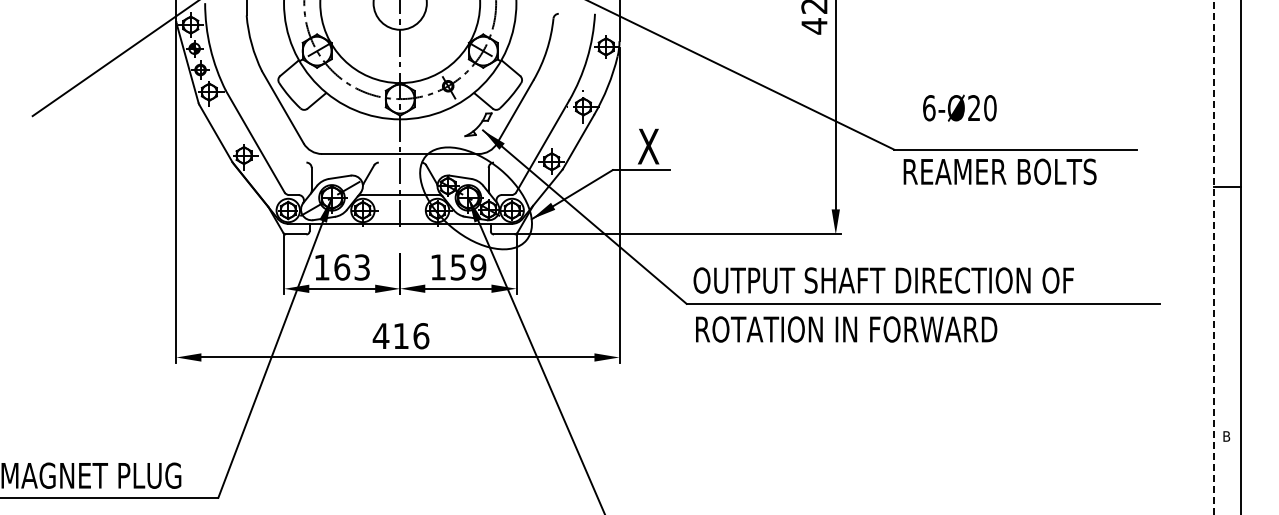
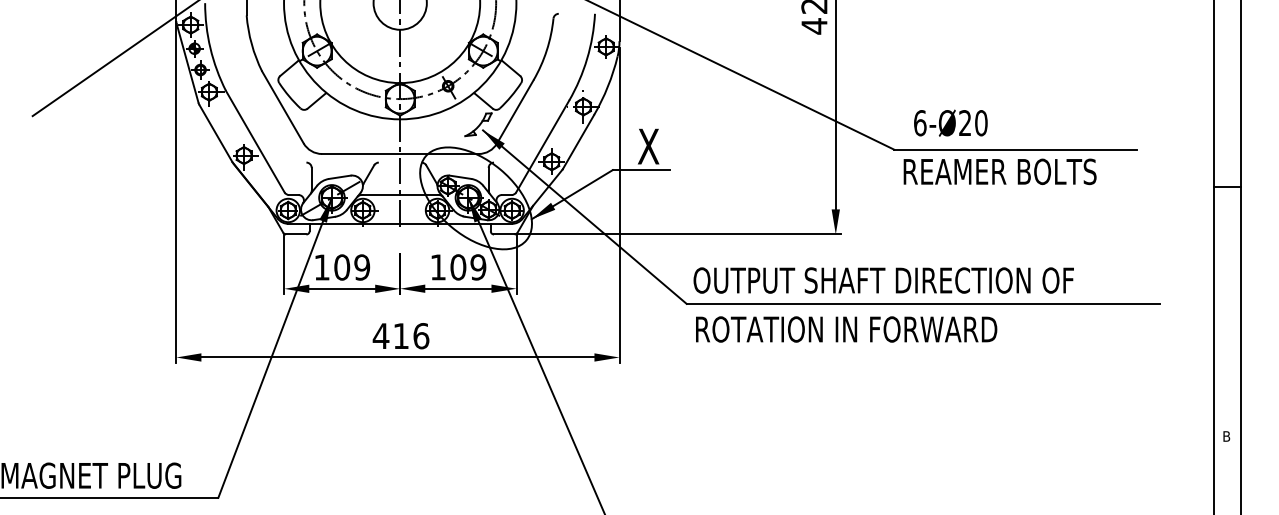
text position: (959, 107) -> (950, 122) (950, 122)
line: dashed -> solid (1214, 257)
text: 163 -> 109 (352, 267)
text: 159 -> 109 (458, 267)
